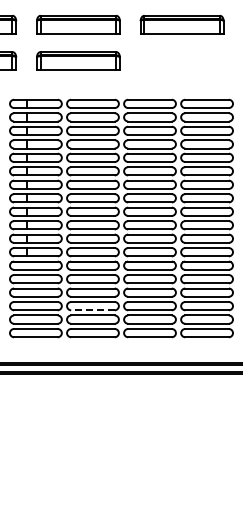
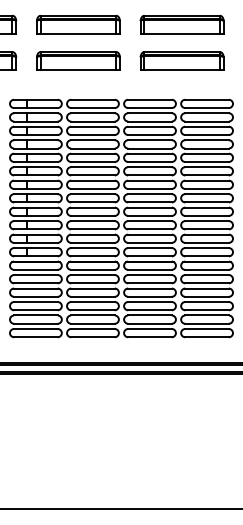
part: none -> present (181, 60)
line: dashed -> solid (92, 310)
line: none -> present (120, 509)
